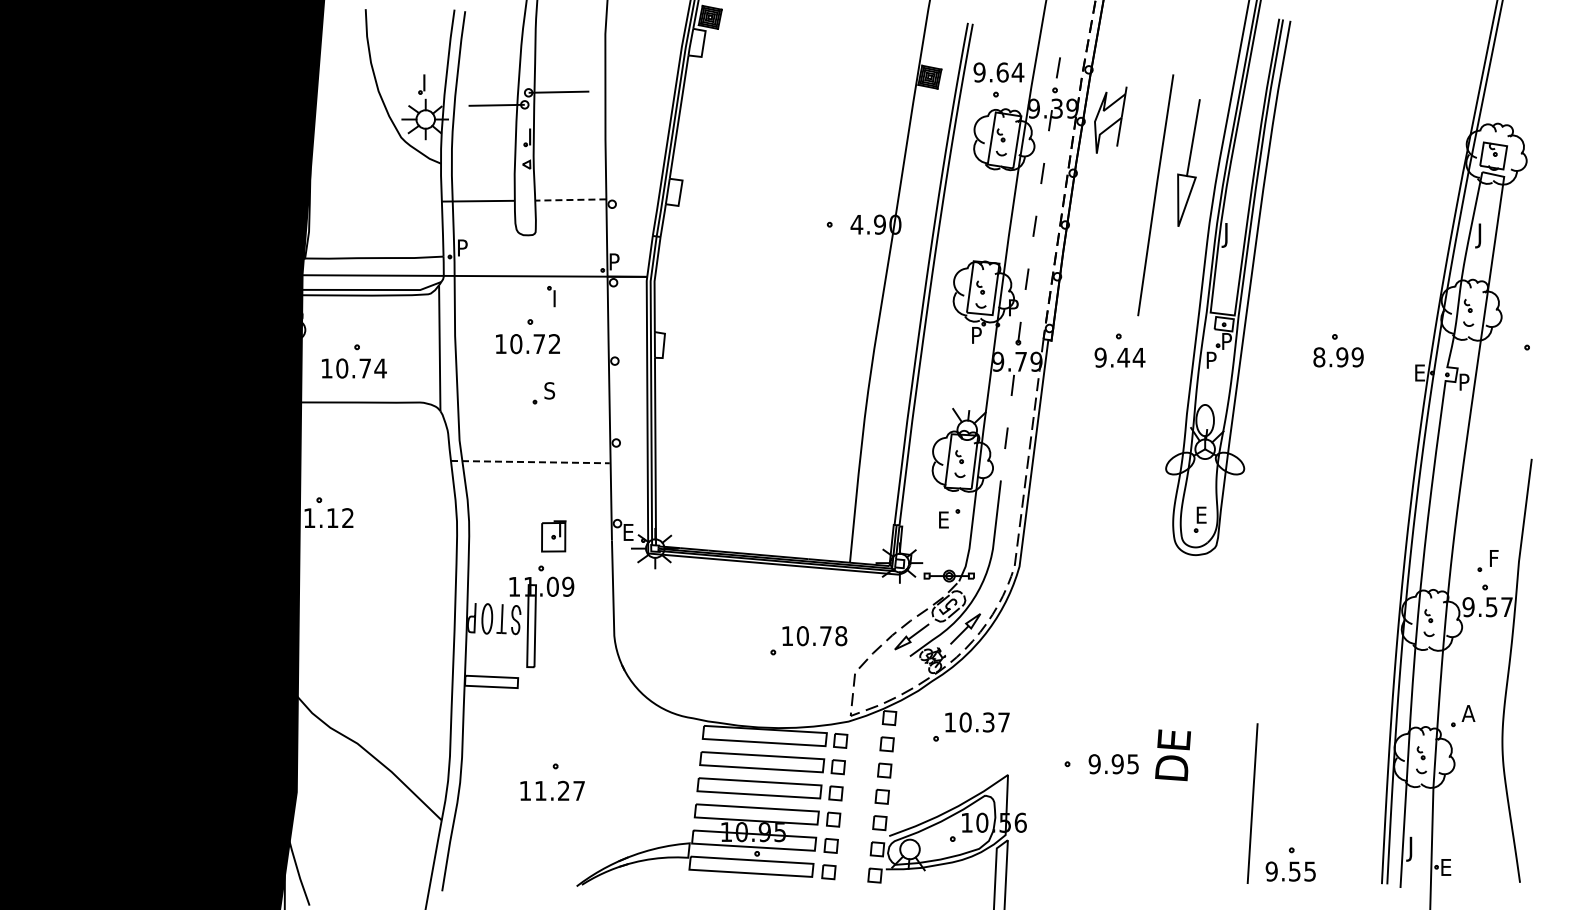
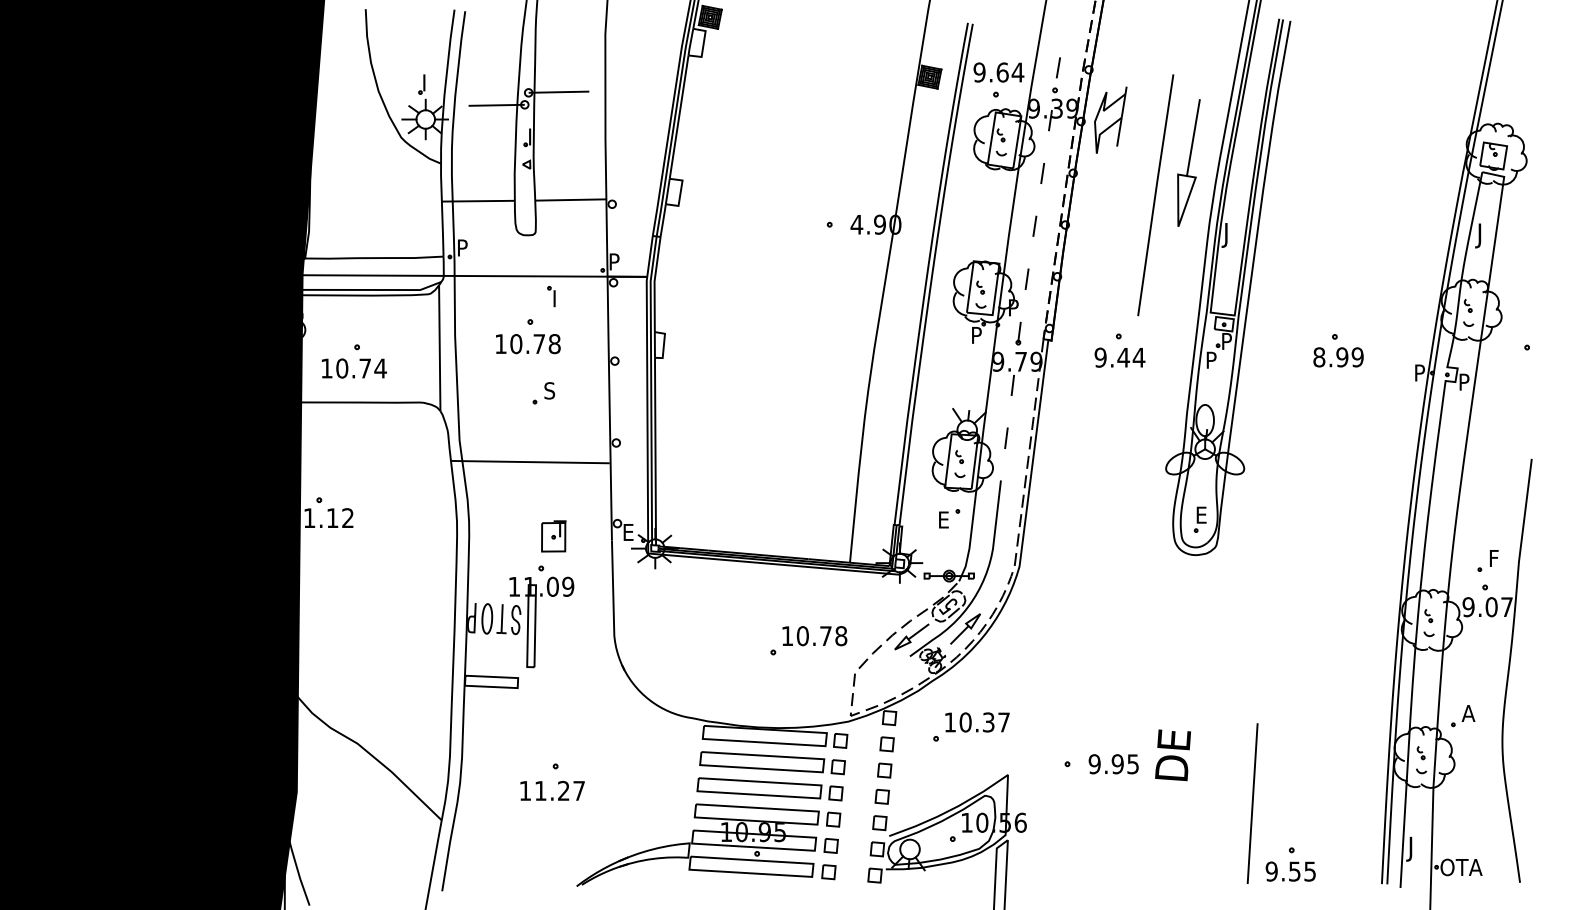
line: dashed -> solid (570, 200)
text: 10.72 -> 10.78 (554, 344)
text: E -> P (1420, 372)
line: dashed -> solid (530, 462)
text: 9.57 -> 9.07 (1491, 607)
text: E -> OTA (1461, 867)
